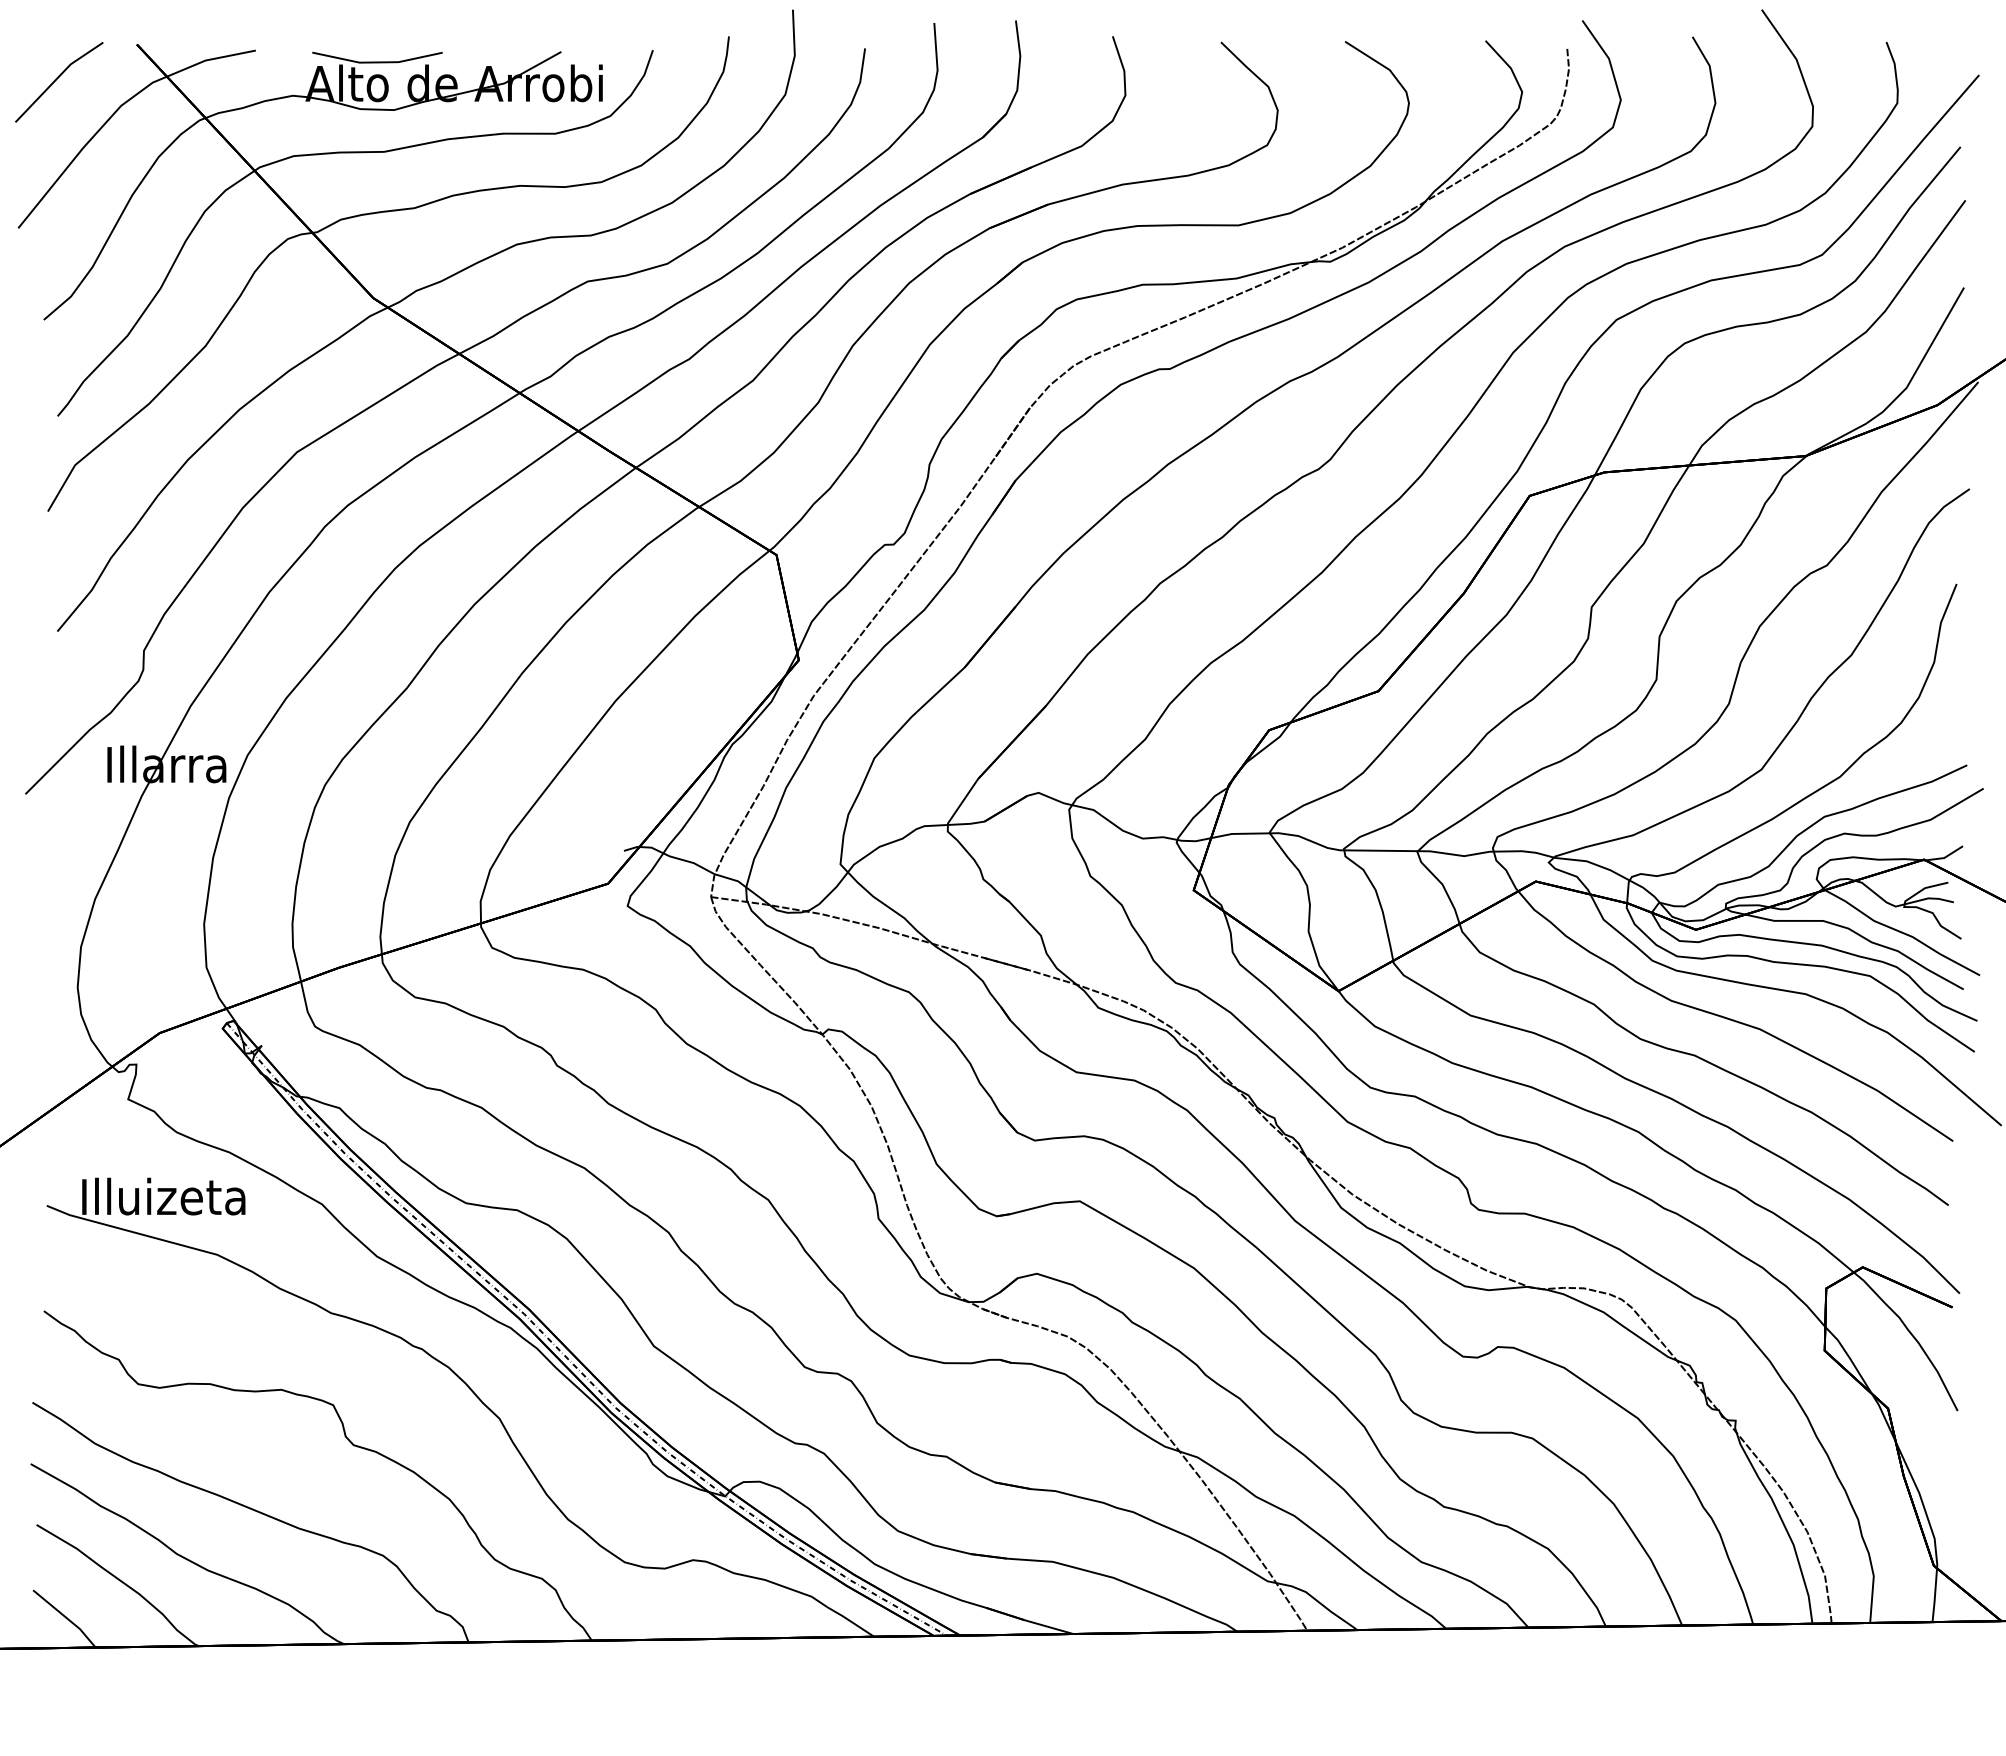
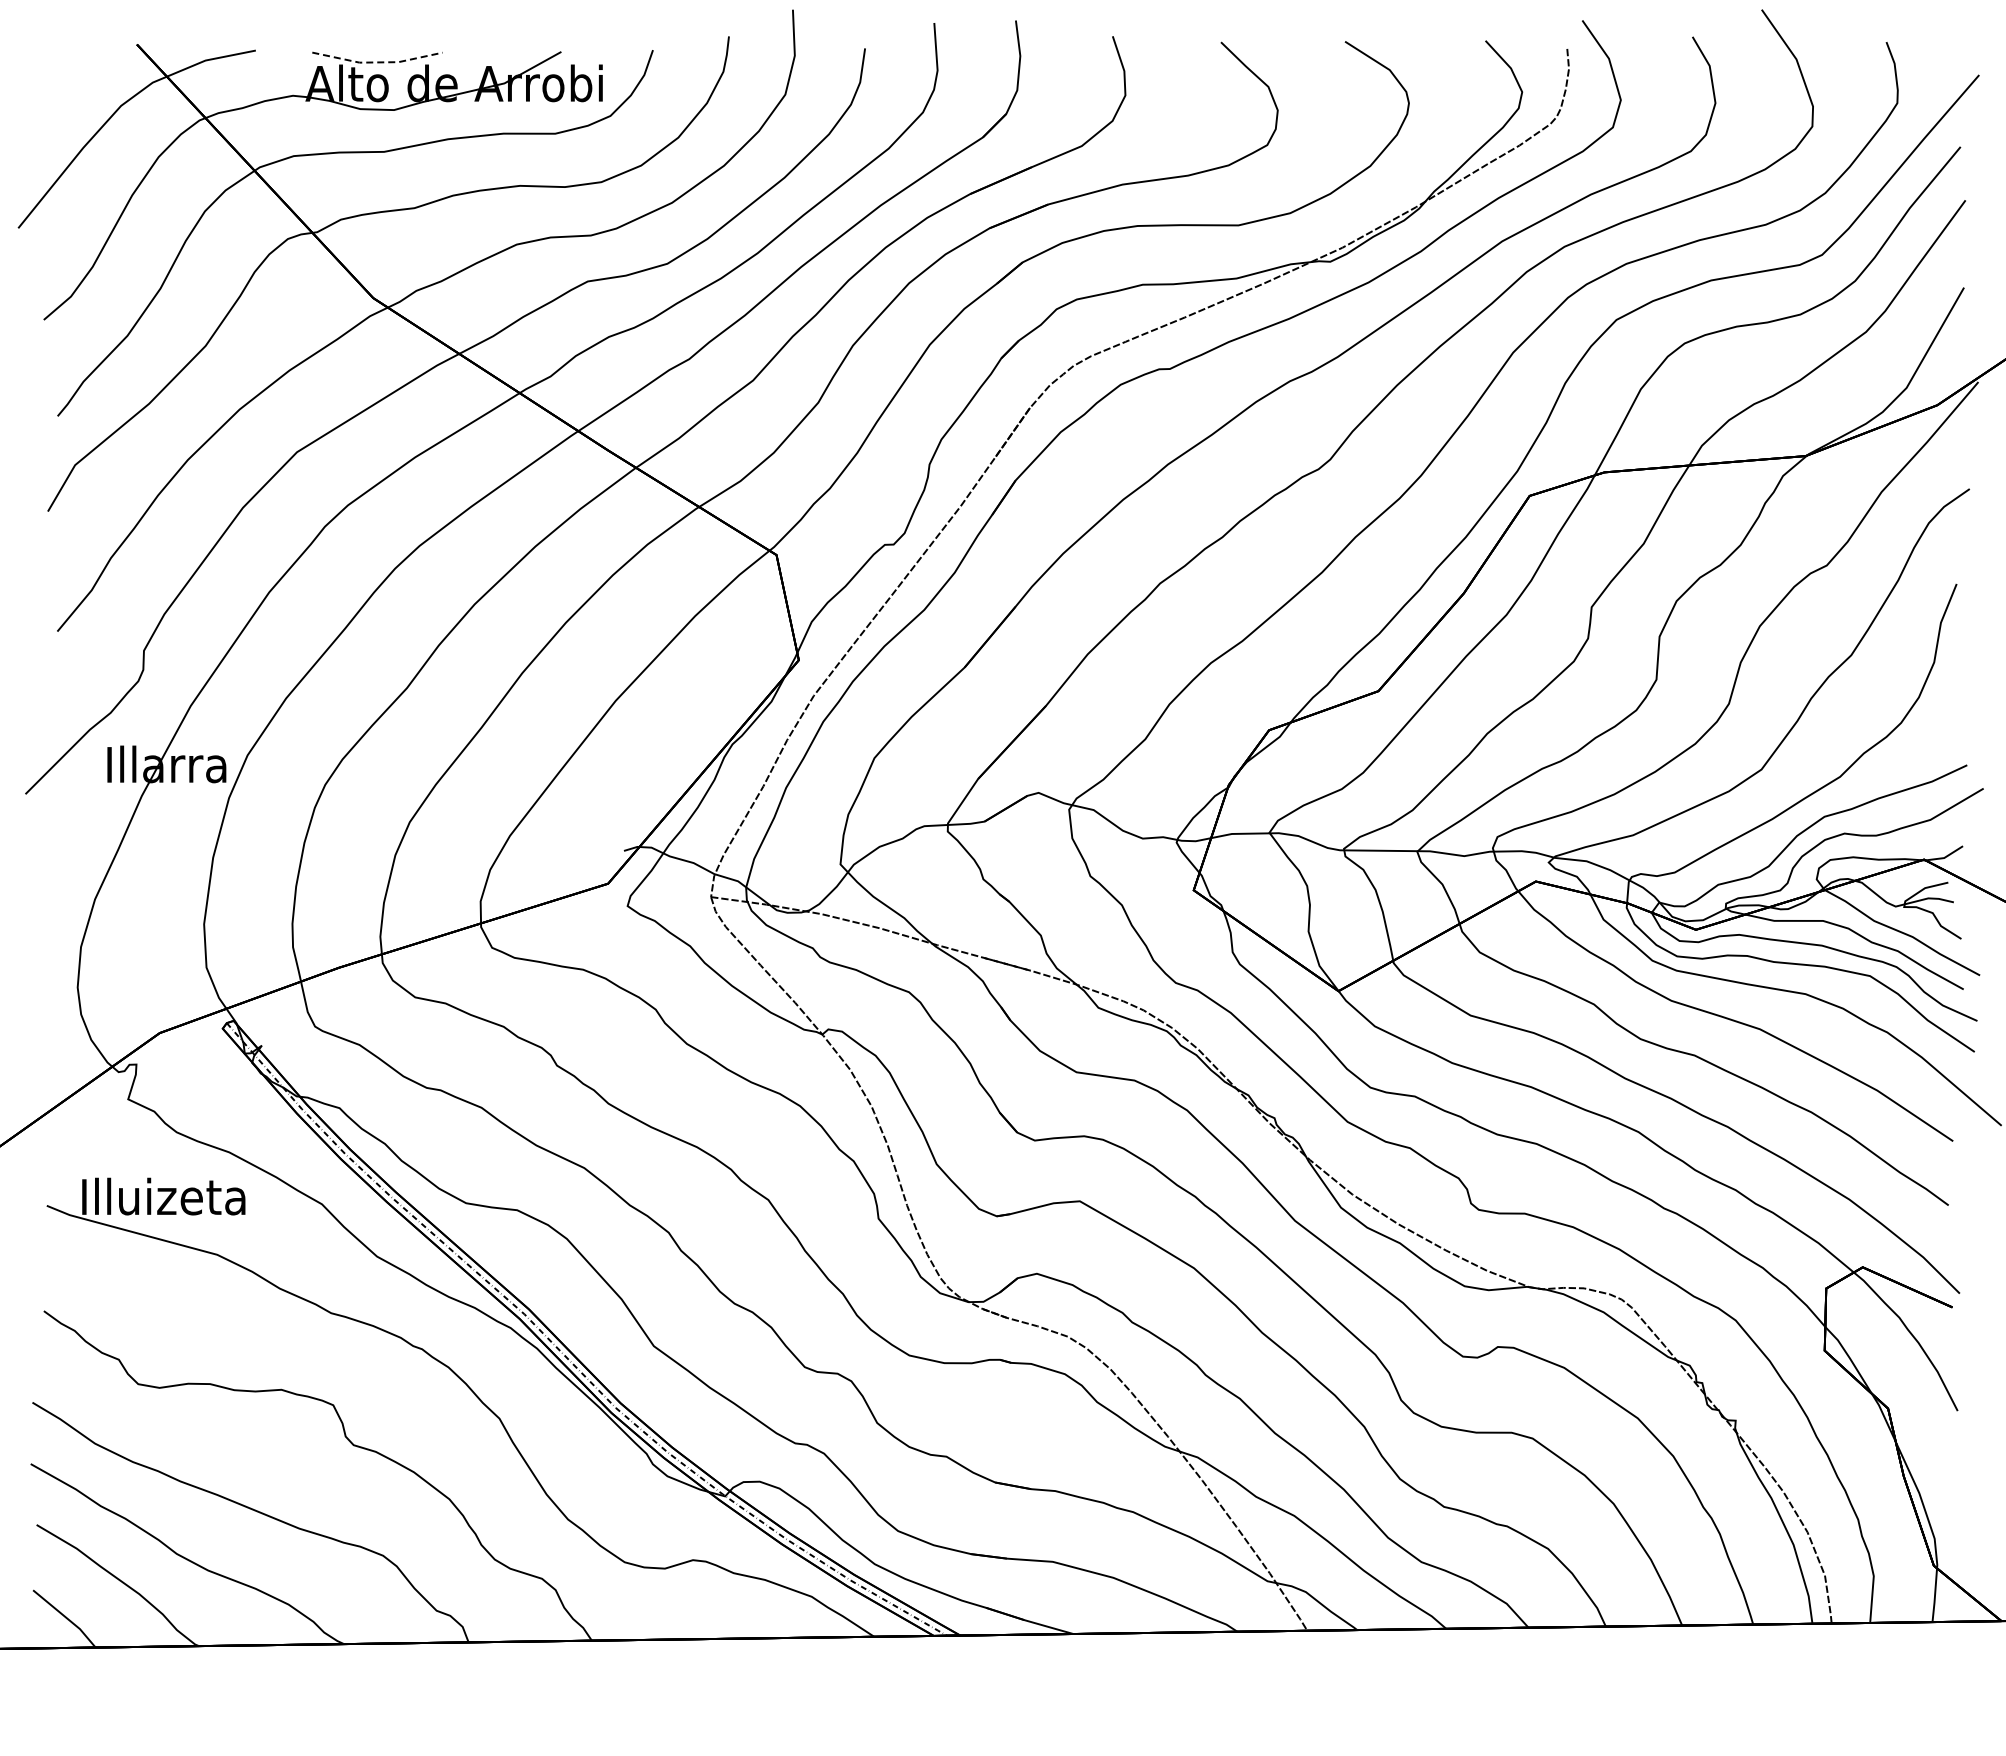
line: solid -> dashed (377, 62)
line: present -> none (57, 79)
